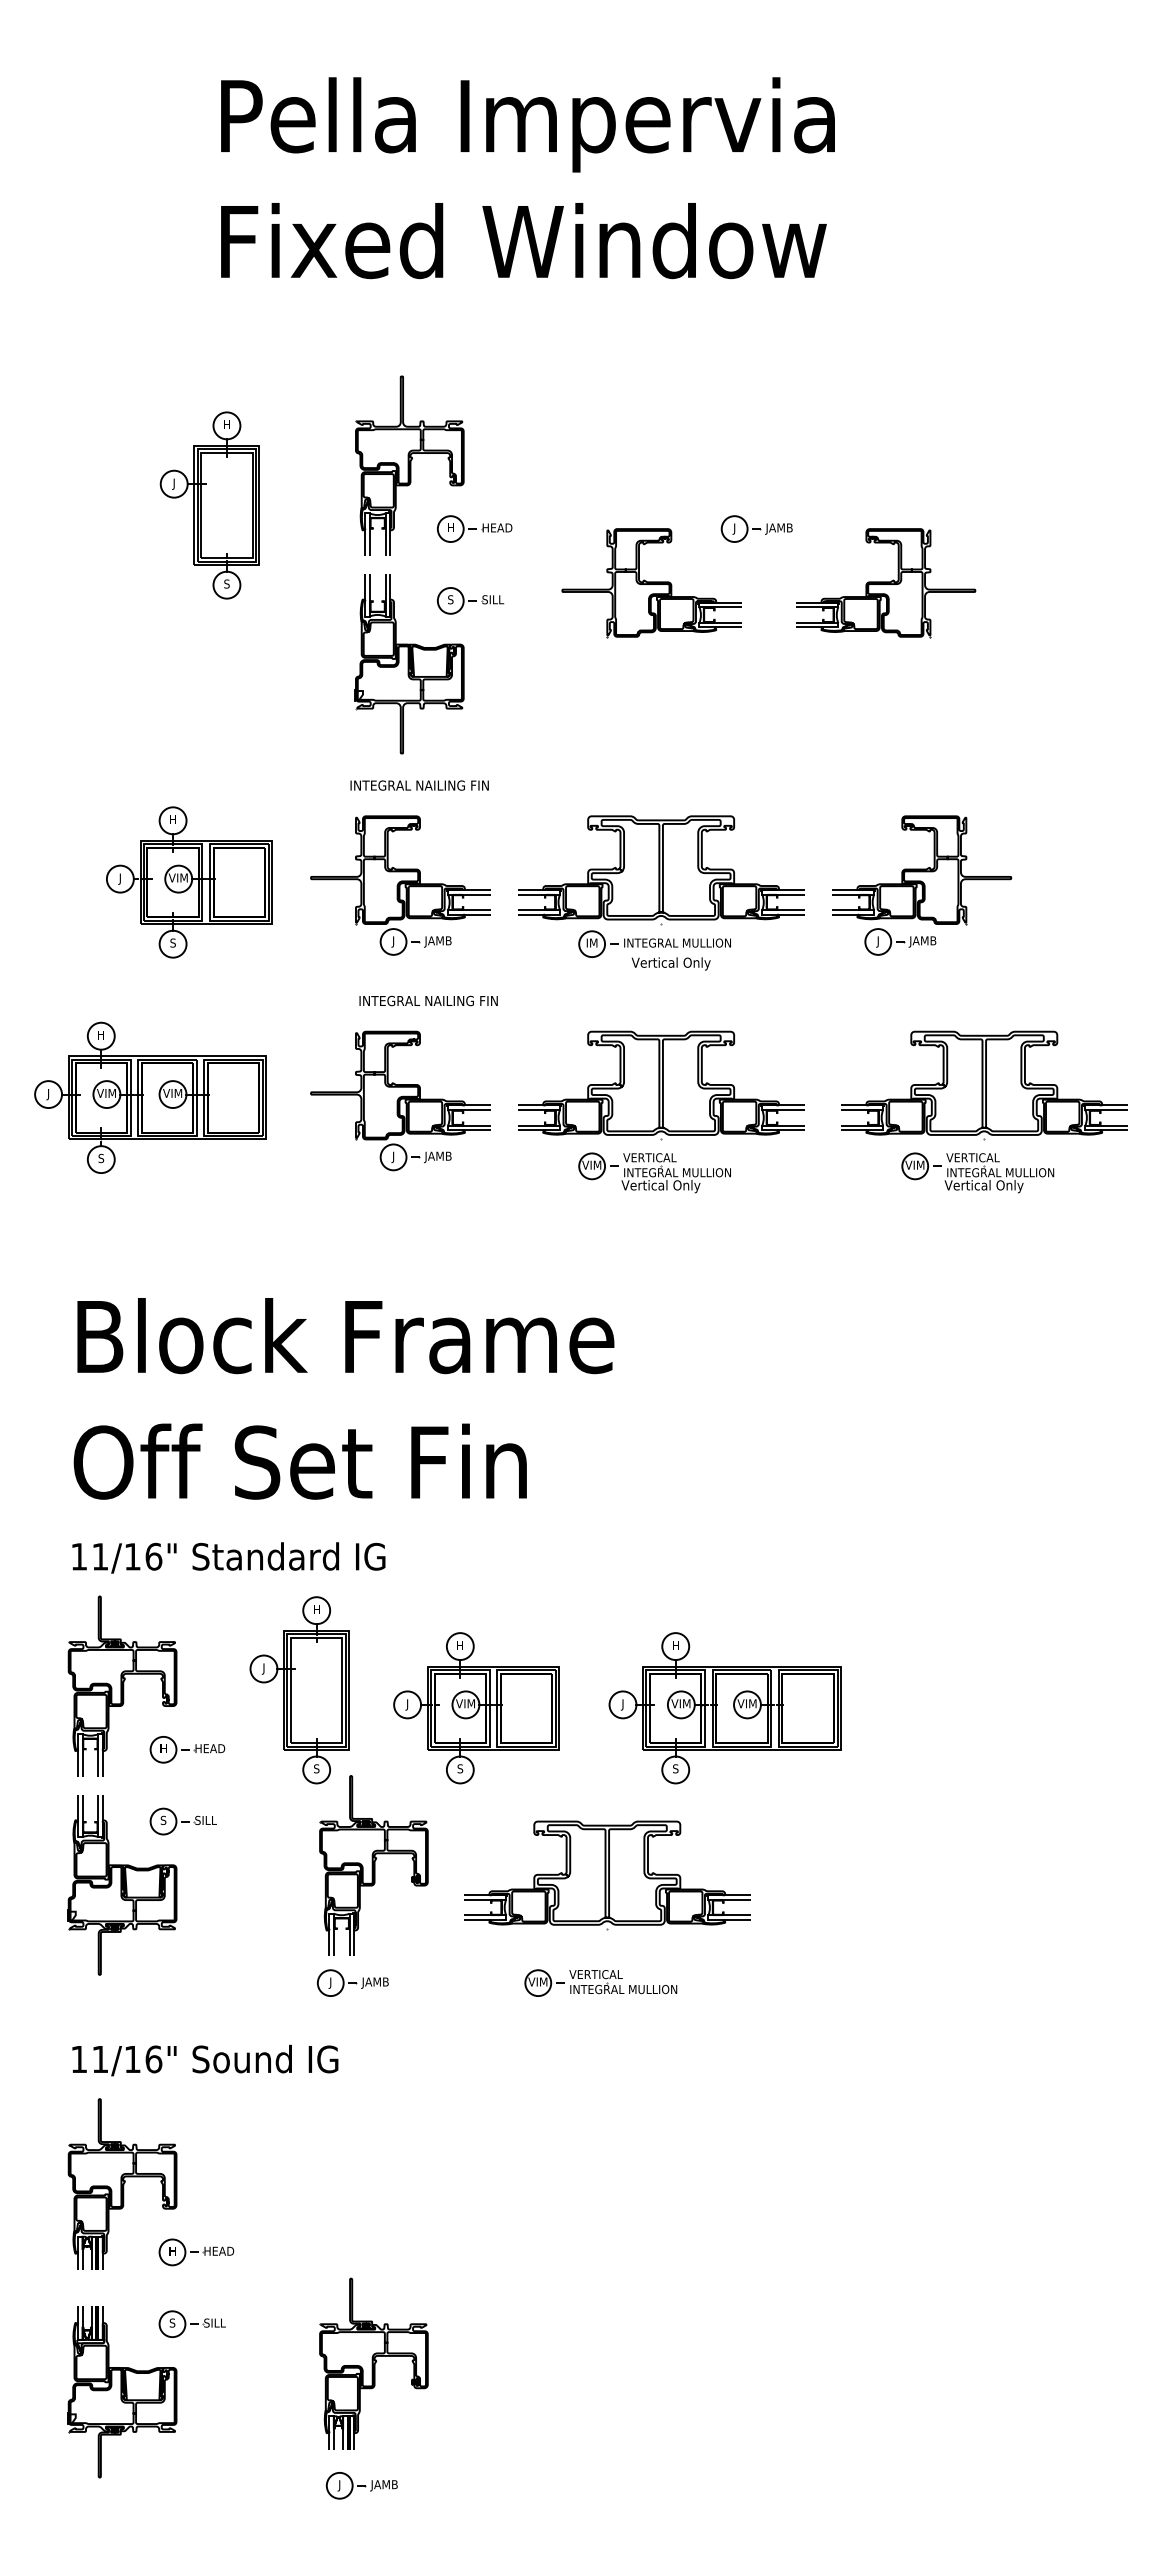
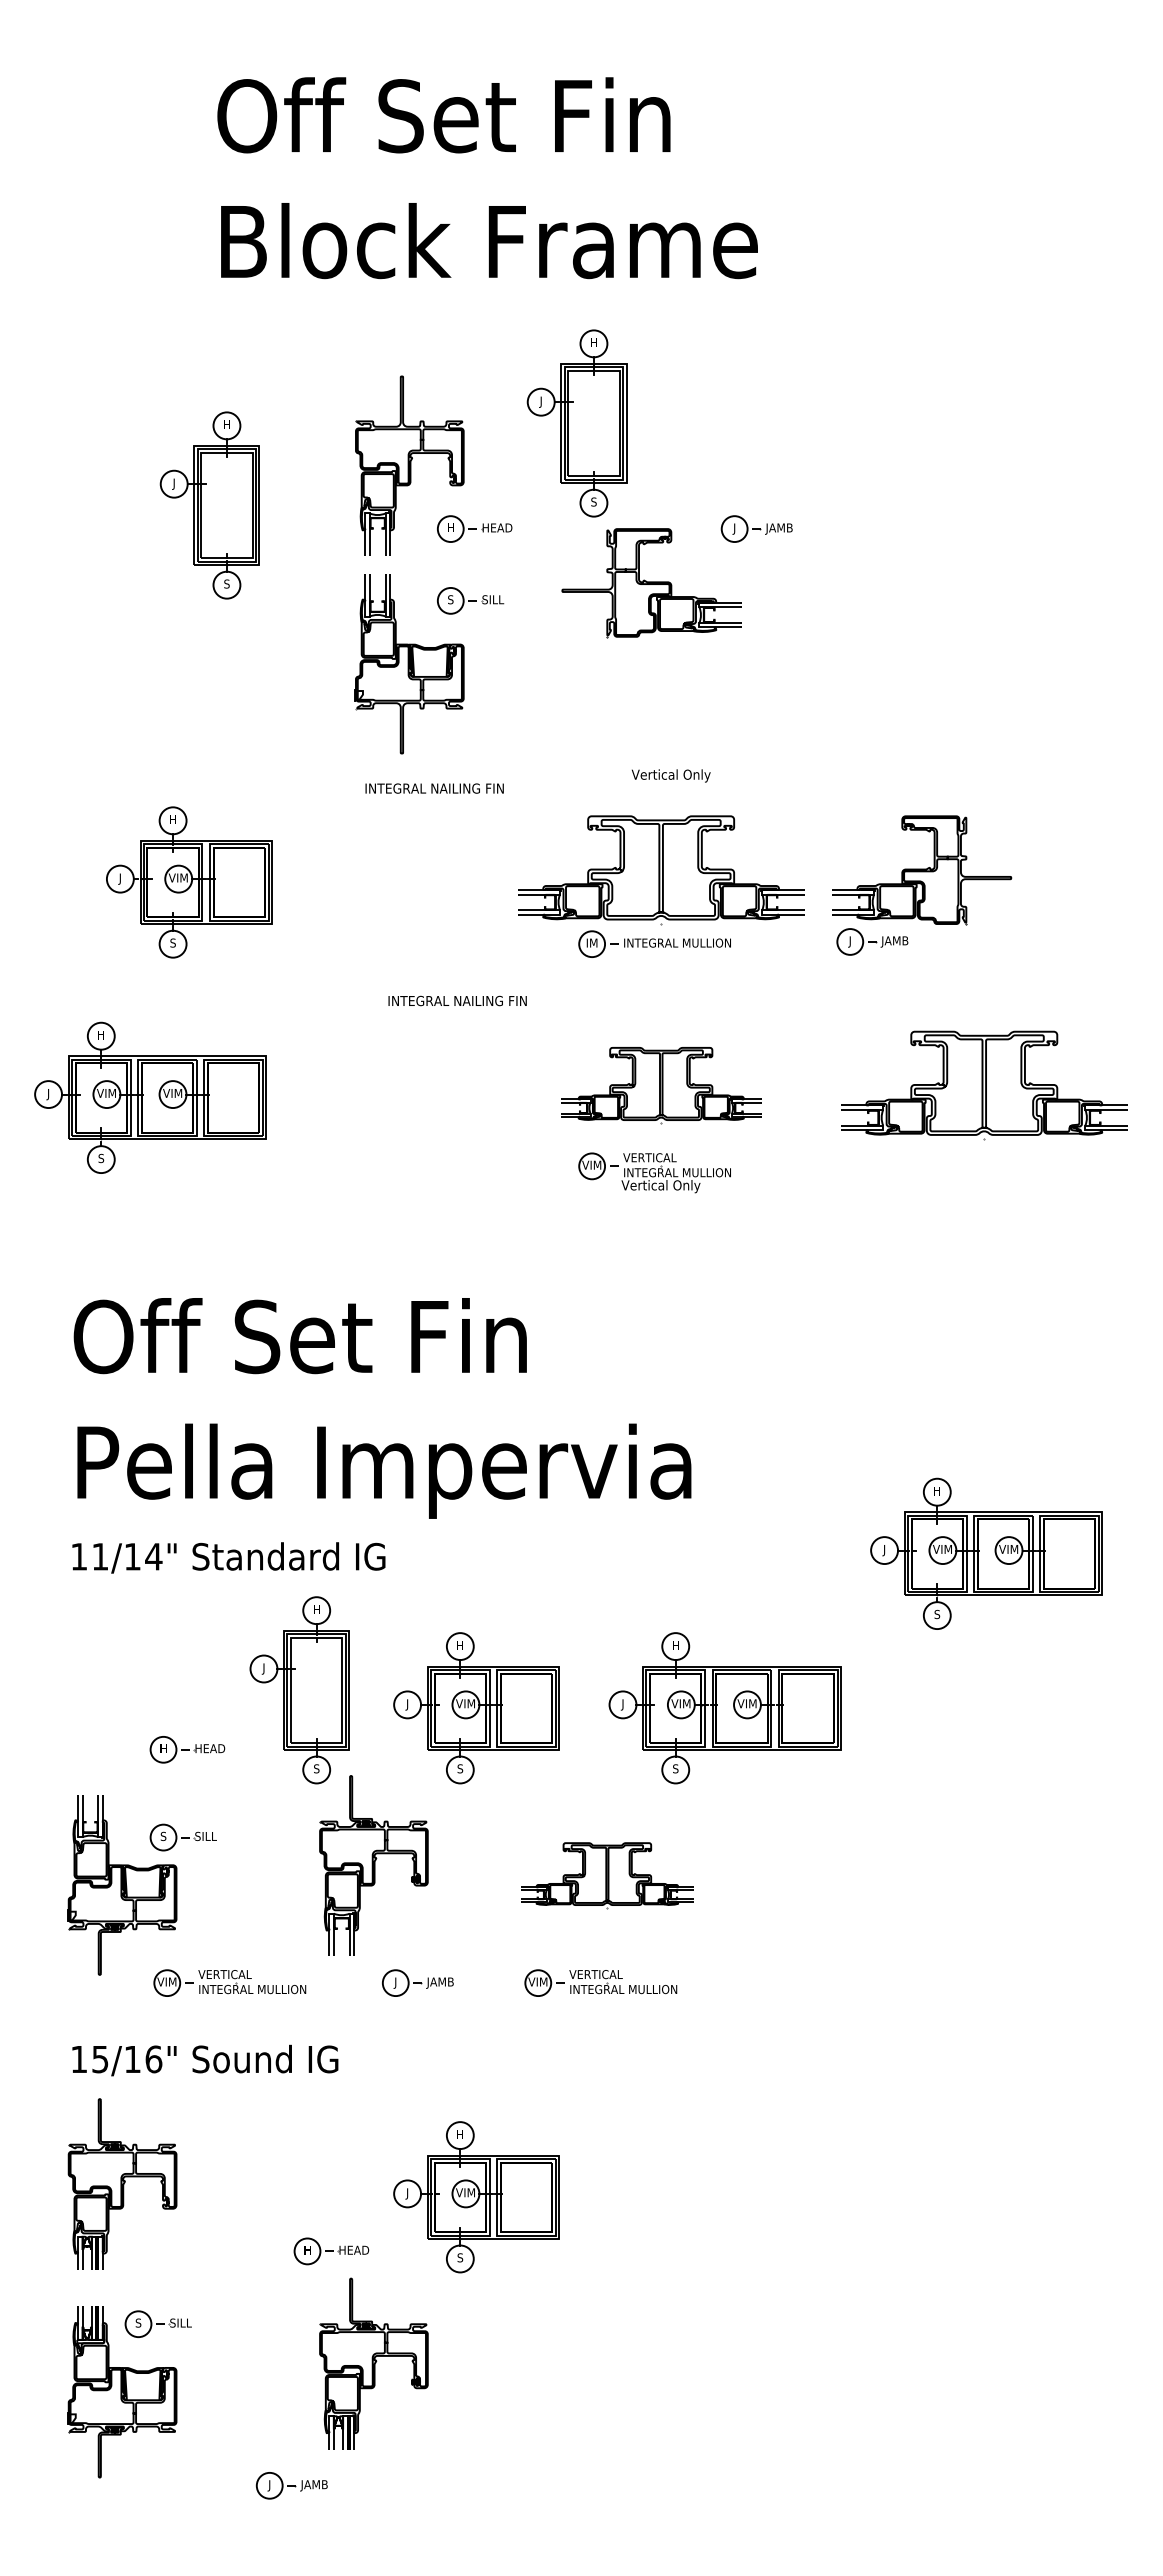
text: Pella Impervia -> Off Set Fin (525, 124)
text: Fixed Window -> Block Frame (527, 241)
part: none -> present (576, 423)
part: present -> none (886, 583)
text position: (419, 785) -> (434, 788) (434, 788)
part: present -> none (400, 885)
part position: (900, 941) -> (872, 941) (872, 941)
text position: (670, 963) -> (670, 775) (670, 775)
text position: (428, 1000) -> (457, 1000) (457, 1000)
part size: 287x111 px -> 201x78 px (661, 1085)
part: present -> none (400, 1100)
part: present -> none (977, 1172)
text: Block Frame -> Off Set Fin (343, 1336)
text: Off Set Fin -> Pella Impervia (382, 1470)
part: none -> present (986, 1553)
text: 11/16" -> 11/14" (153, 1556)
part: present -> none (122, 1685)
part position: (182, 1821) -> (182, 1837) (182, 1837)
part size: 287x111 px -> 173x68 px (607, 1875)
part: none -> present (229, 1982)
part position: (352, 1982) -> (417, 1982) (417, 1982)
text: 11/16" -> 15/16" (100, 2059)
part: none -> present (476, 2197)
part position: (196, 2252) -> (331, 2251) (331, 2251)
part position: (191, 2323) -> (157, 2323) (157, 2323)
part position: (361, 2485) -> (291, 2485) (291, 2485)
